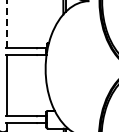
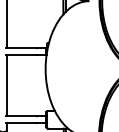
line: dashed -> solid (6, 24)
